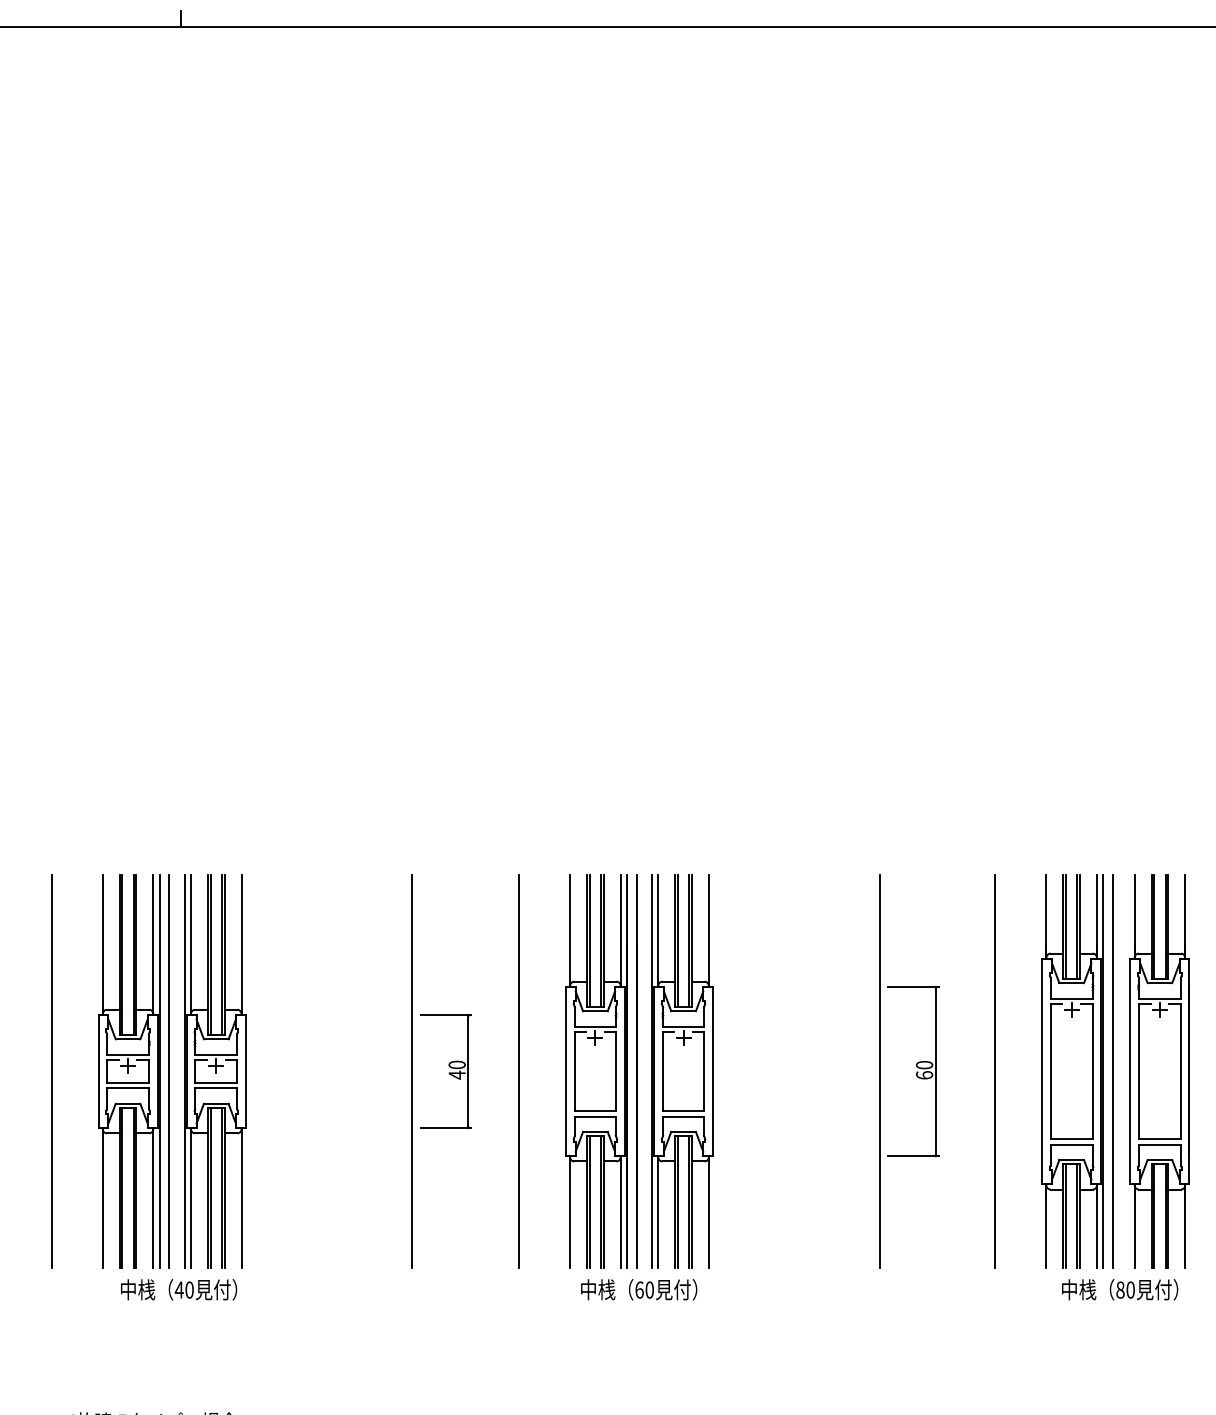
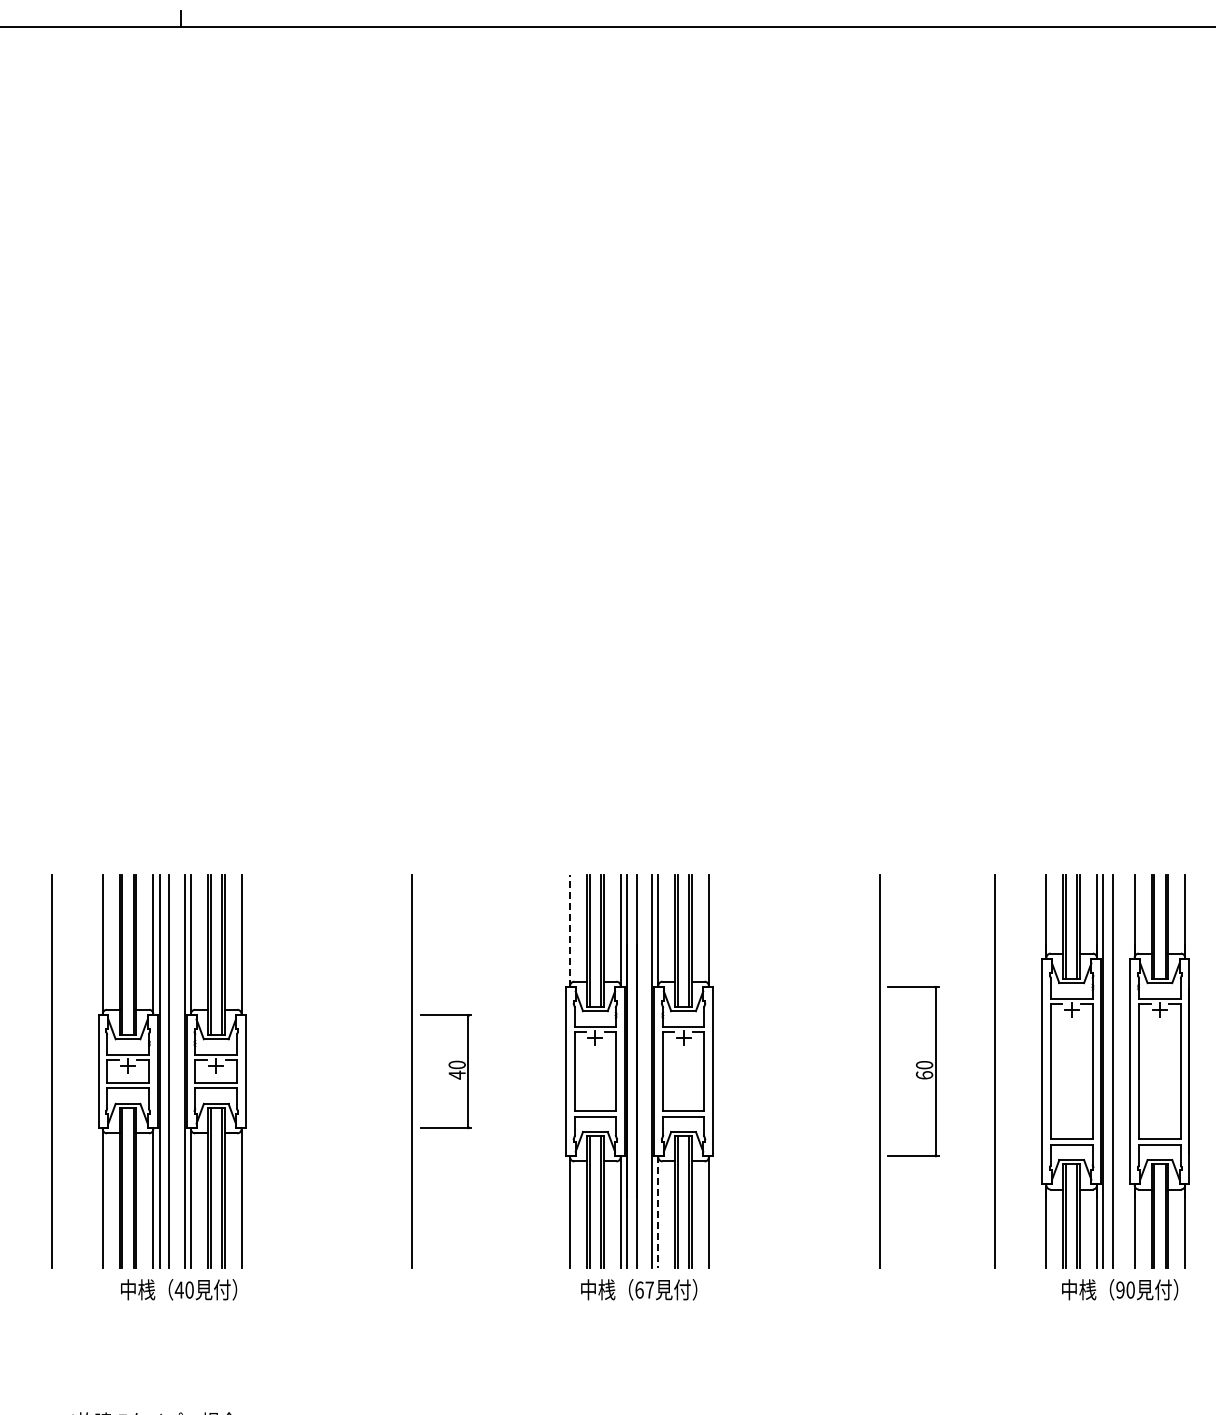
line: solid -> dashed (570, 930)
line: present -> none (518, 1071)
line: solid -> dashed (658, 1212)
text: 60 -> 67 (649, 1289)
text: 80 -> 90 (1120, 1289)
